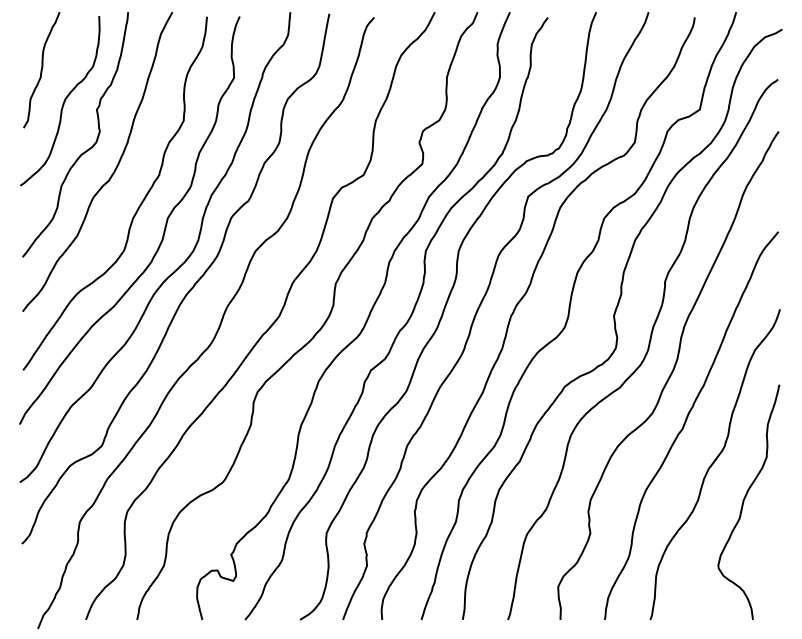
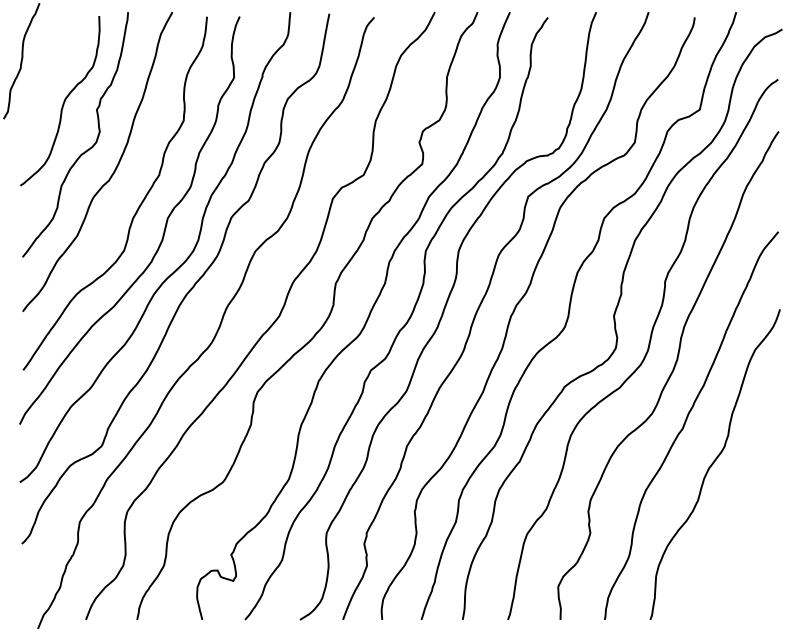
curve position: (41, 70) -> (21, 61) (21, 61)
curve: present -> none (745, 499)
